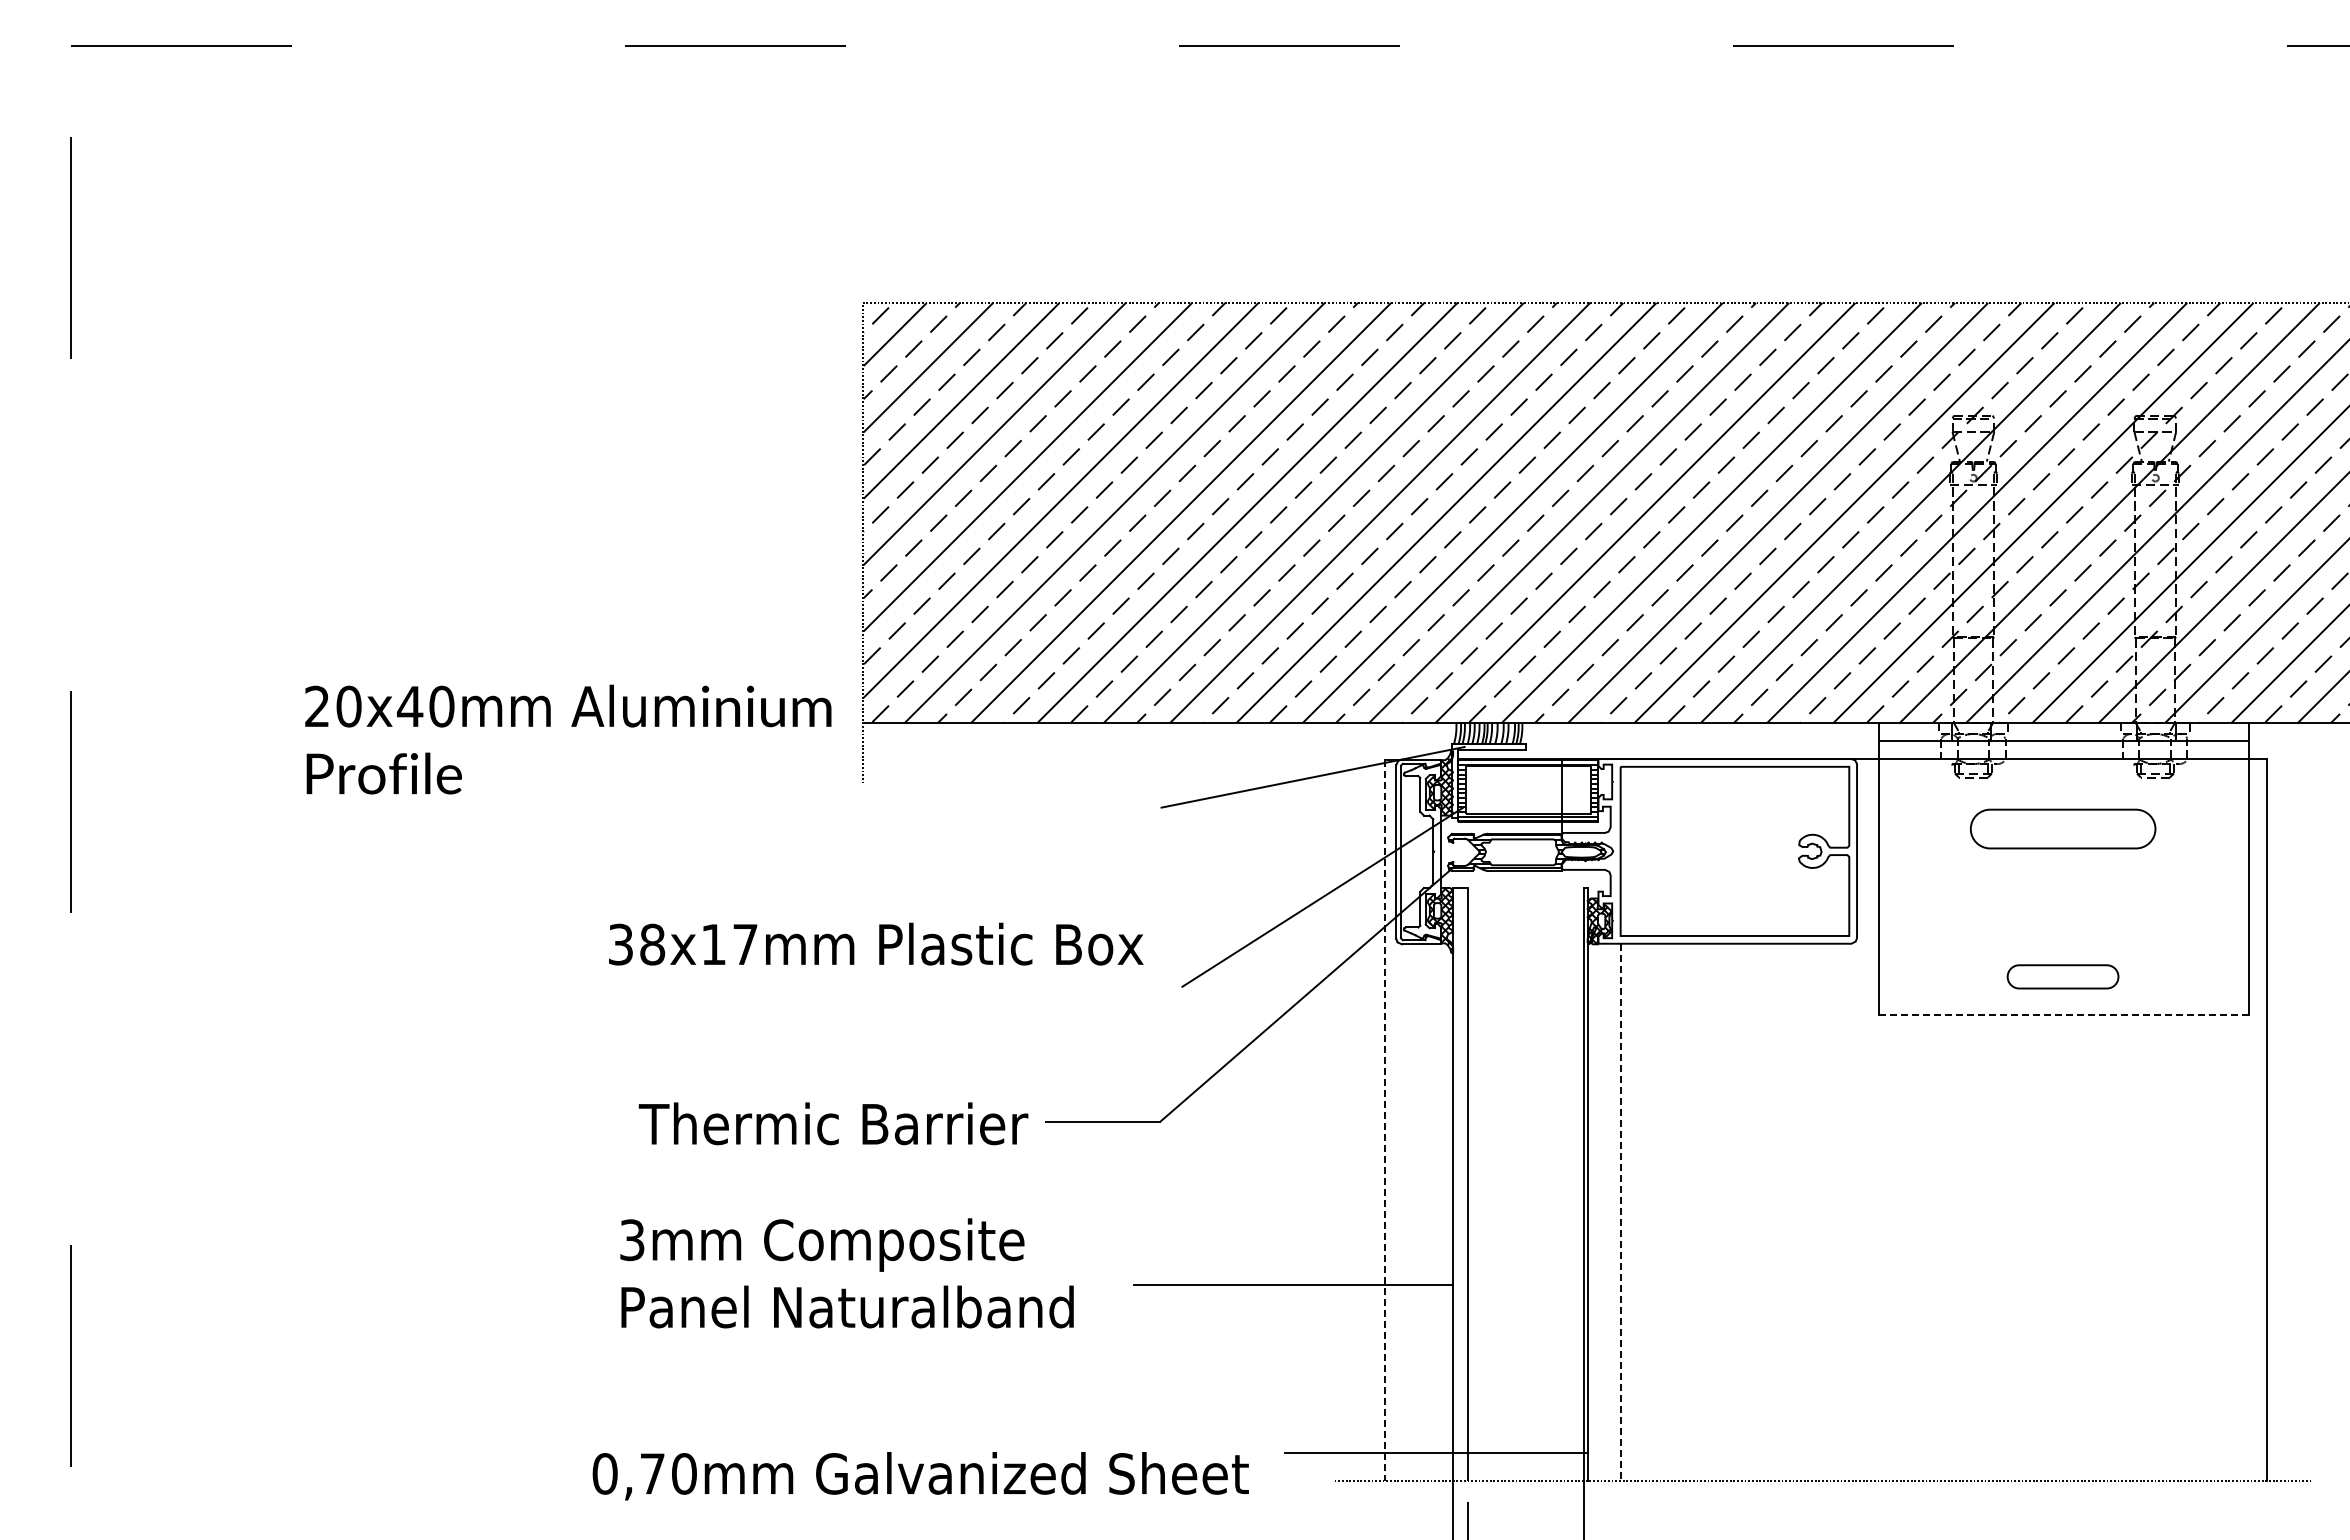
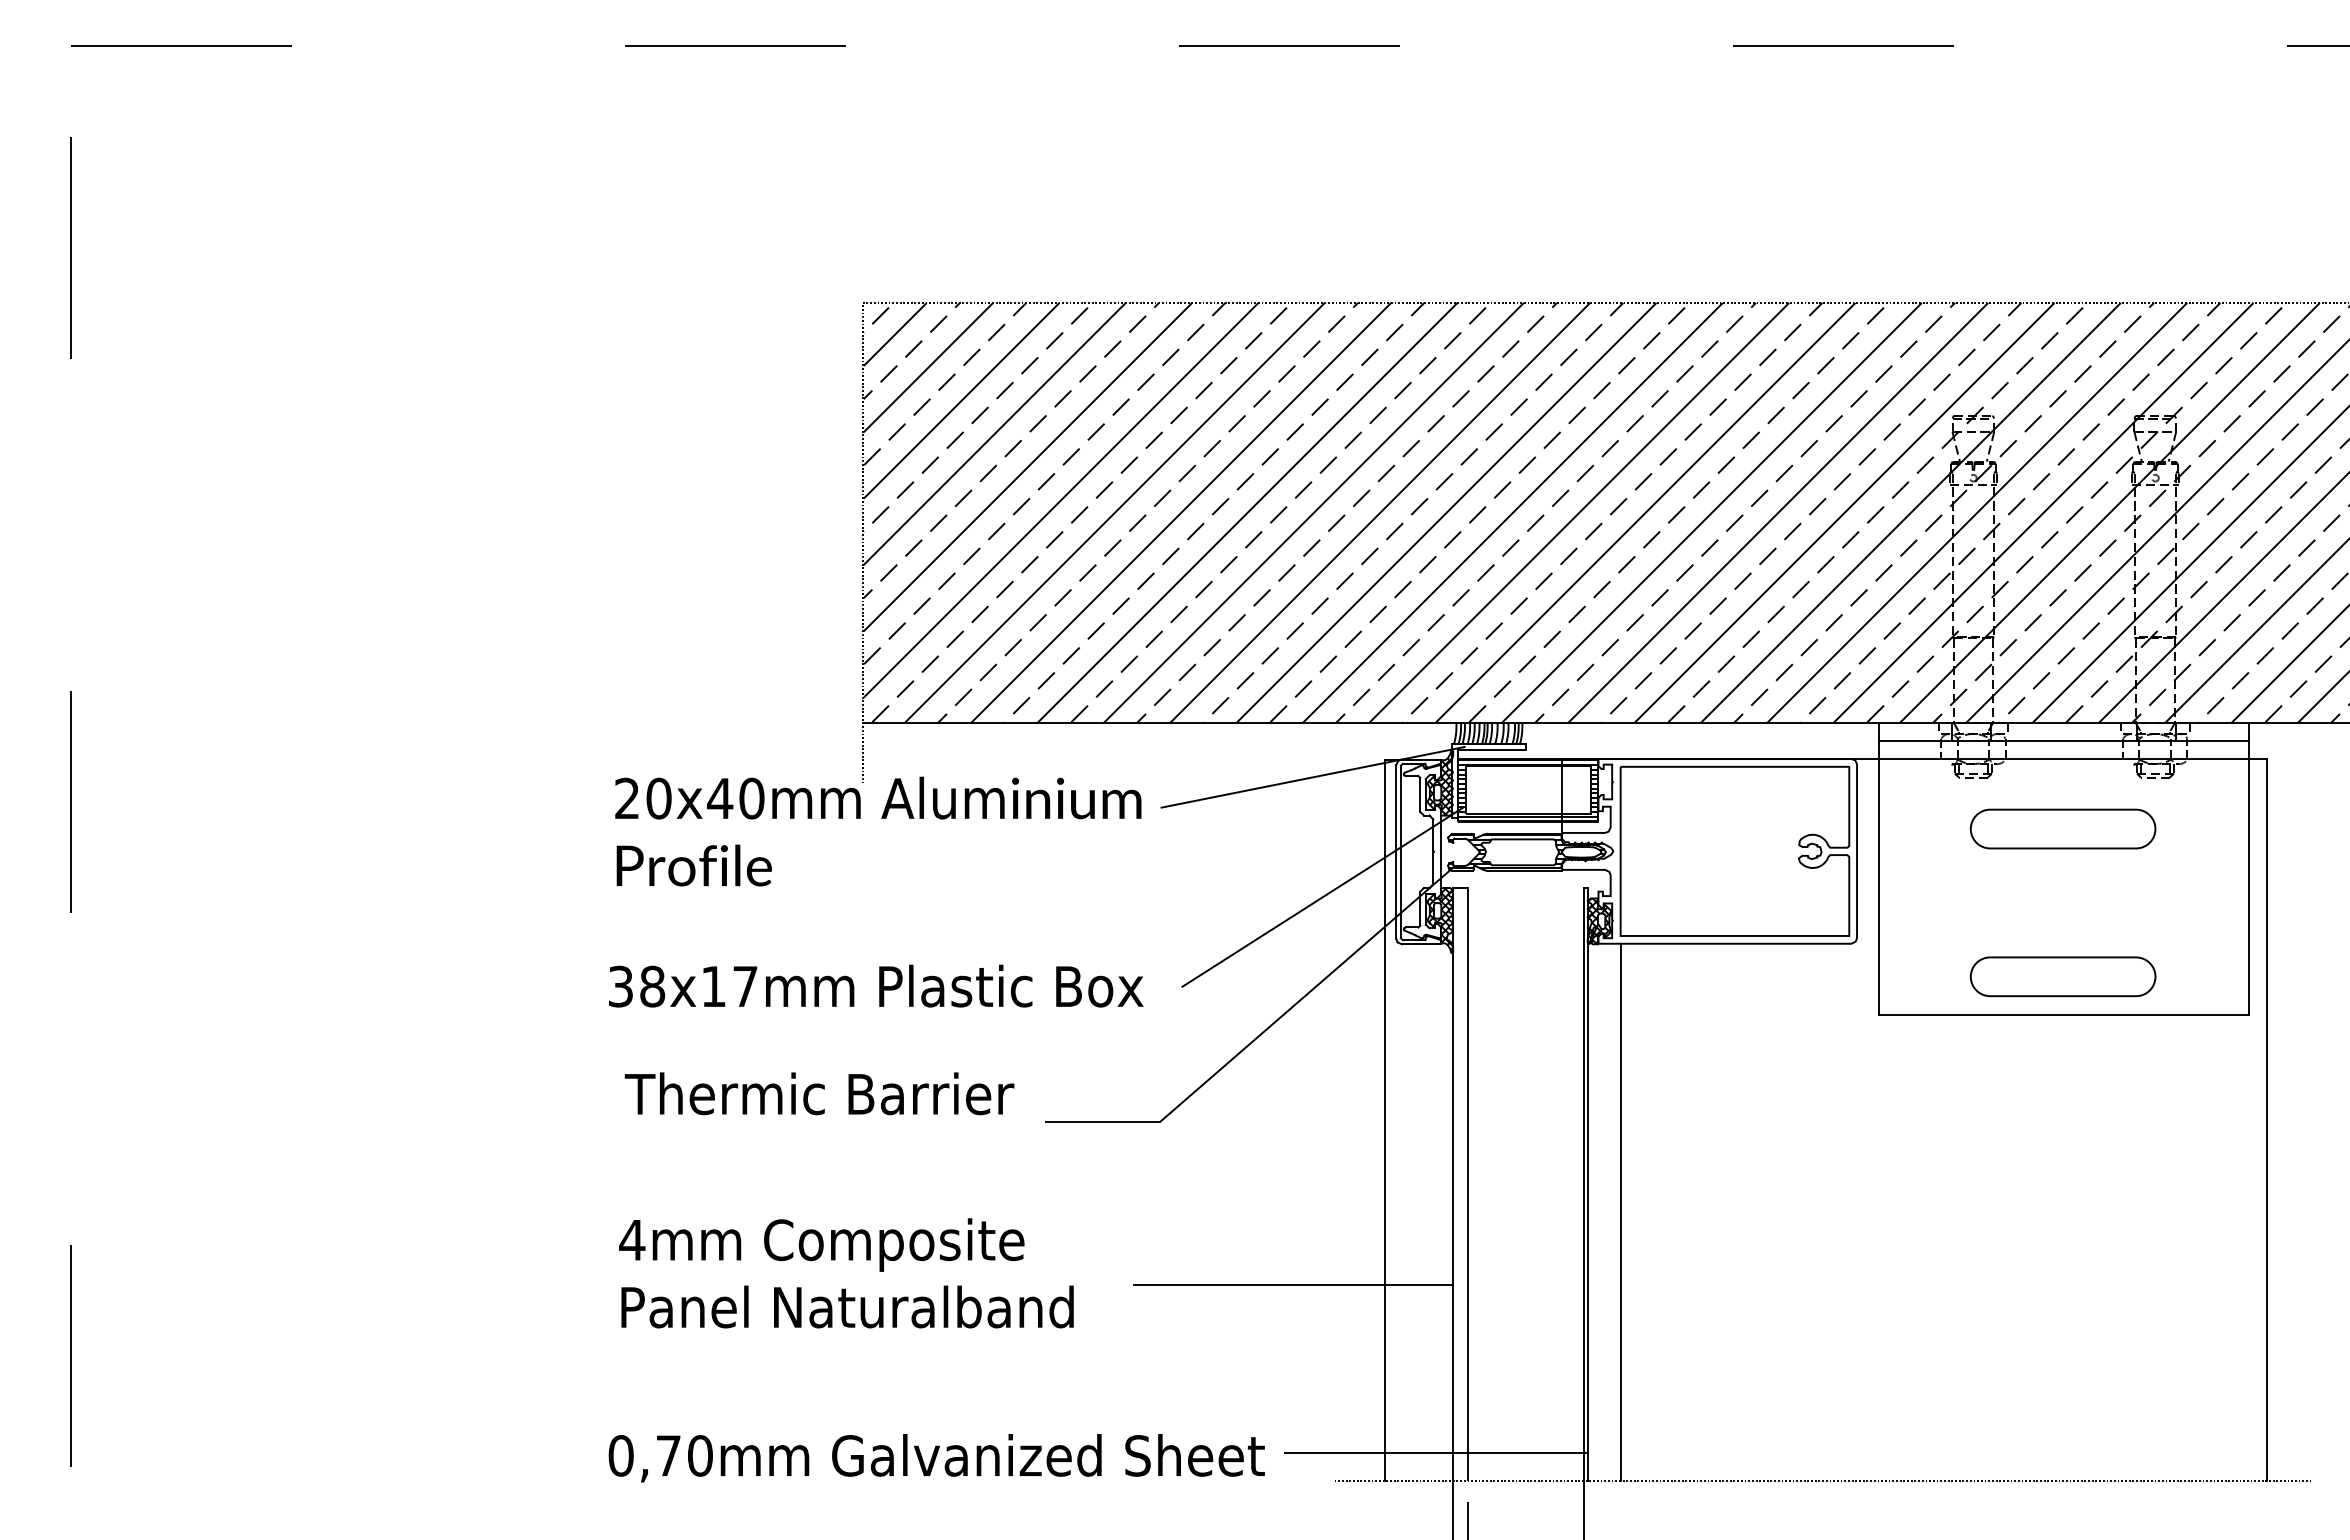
text position: (568, 739) -> (878, 831) (878, 831)
text position: (876, 943) -> (876, 985) (876, 985)
part size: 114x26 px -> 188x42 px (2062, 976)
line: dashed -> solid (2063, 1014)
line: dashed -> solid (1385, 1120)
text position: (833, 1123) -> (819, 1093) (819, 1093)
line: dashed -> solid (1620, 1212)
text: 3mm -> 4mm (632, 1240)
text position: (920, 1476) -> (936, 1458) (936, 1458)
